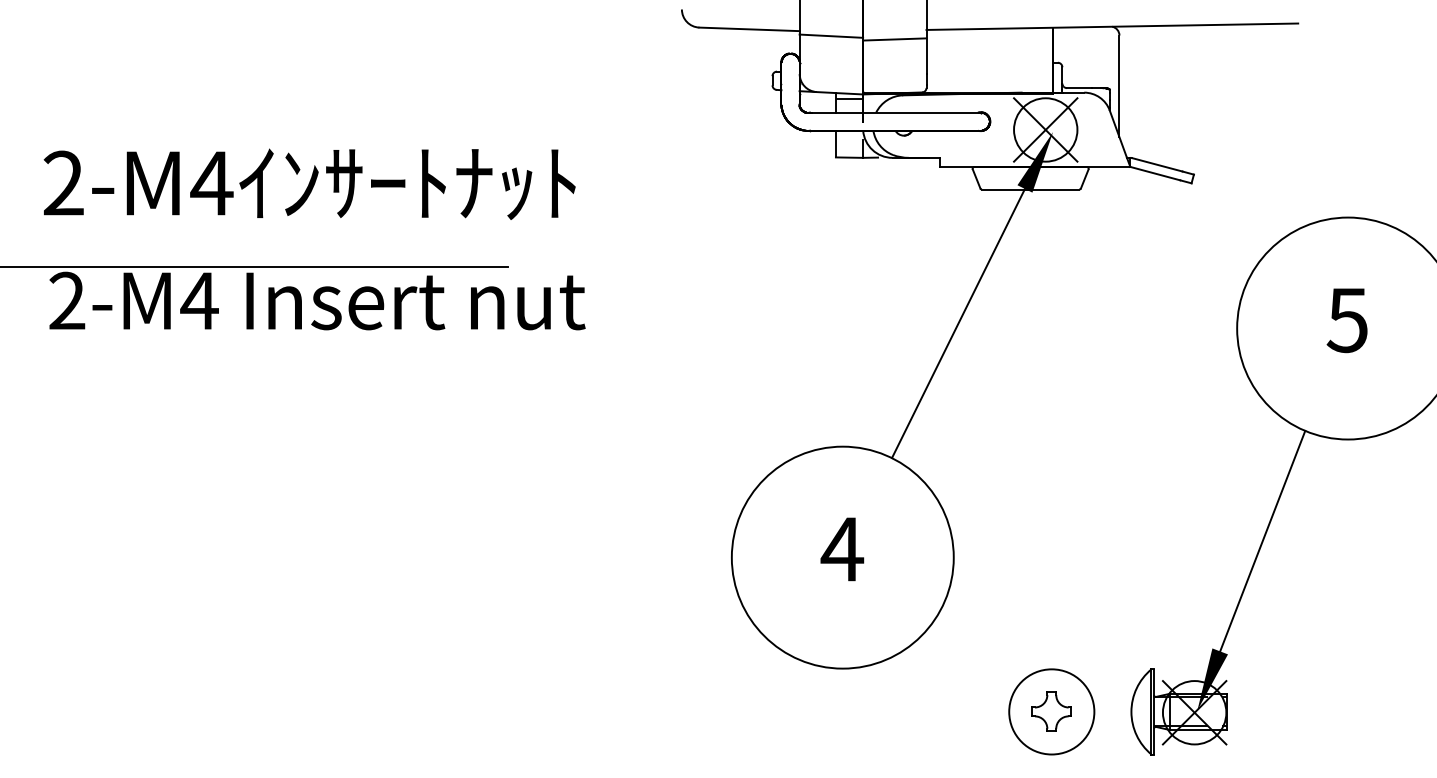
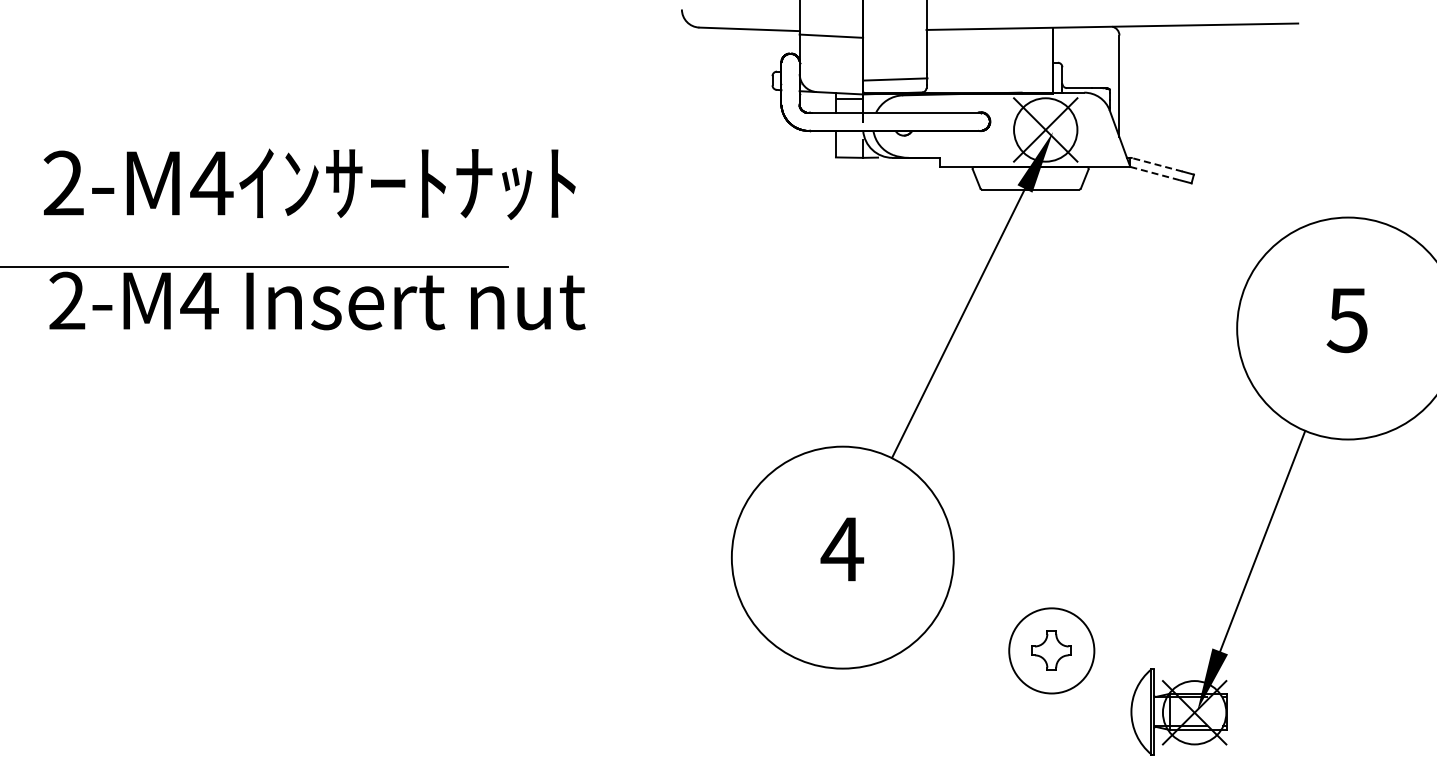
line position: (894, 39) -> (895, 79) (895, 79)
line: solid -> dashed (1157, 164)
line: solid -> dashed (1155, 173)
part position: (1051, 711) -> (1051, 650) (1051, 650)
